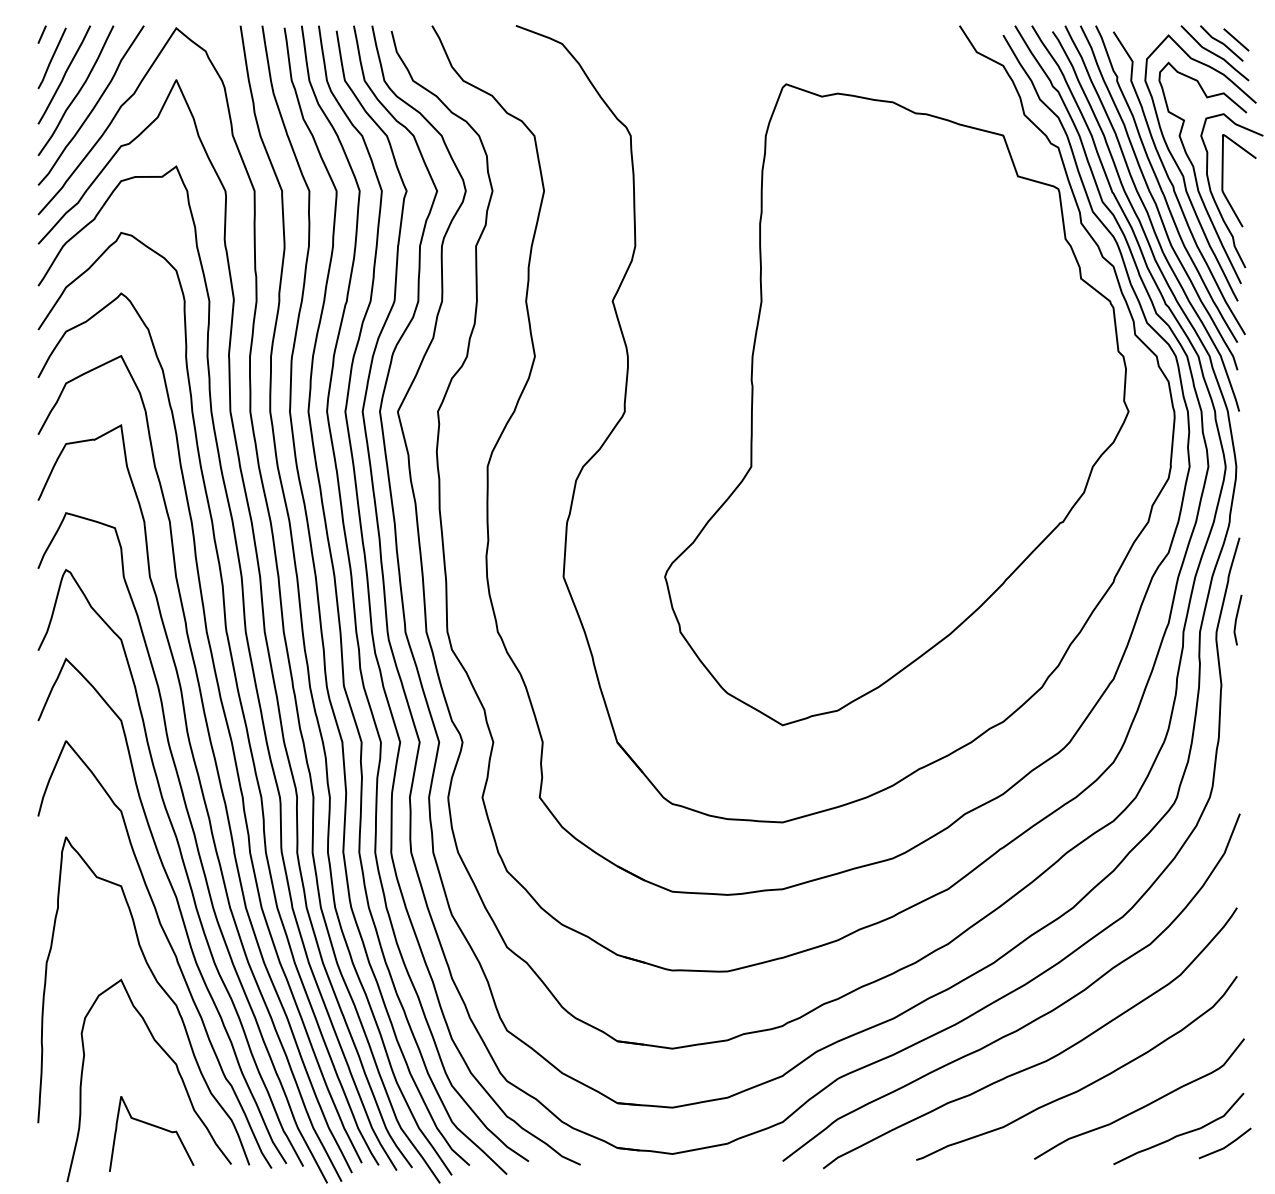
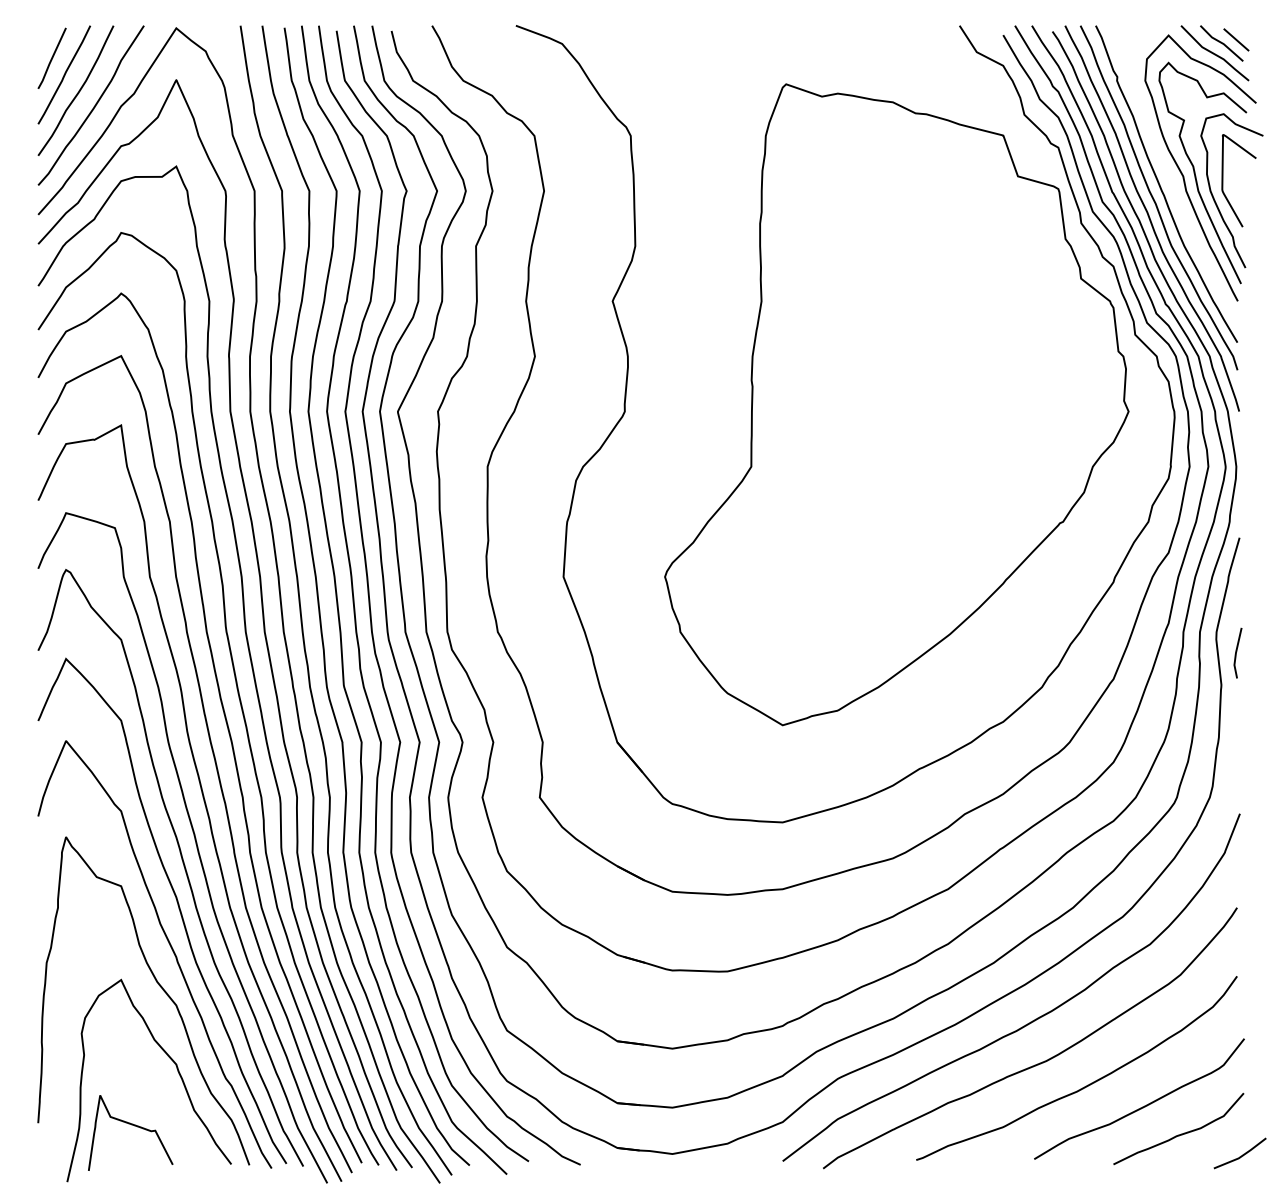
line: present -> none (41, 34)
curve: present -> none (1174, 186)
line position: (1237, 618) -> (1237, 651) (1237, 651)
curve position: (152, 1126) -> (131, 1125) (131, 1125)
line position: (1226, 1145) -> (1241, 1155) (1241, 1155)
